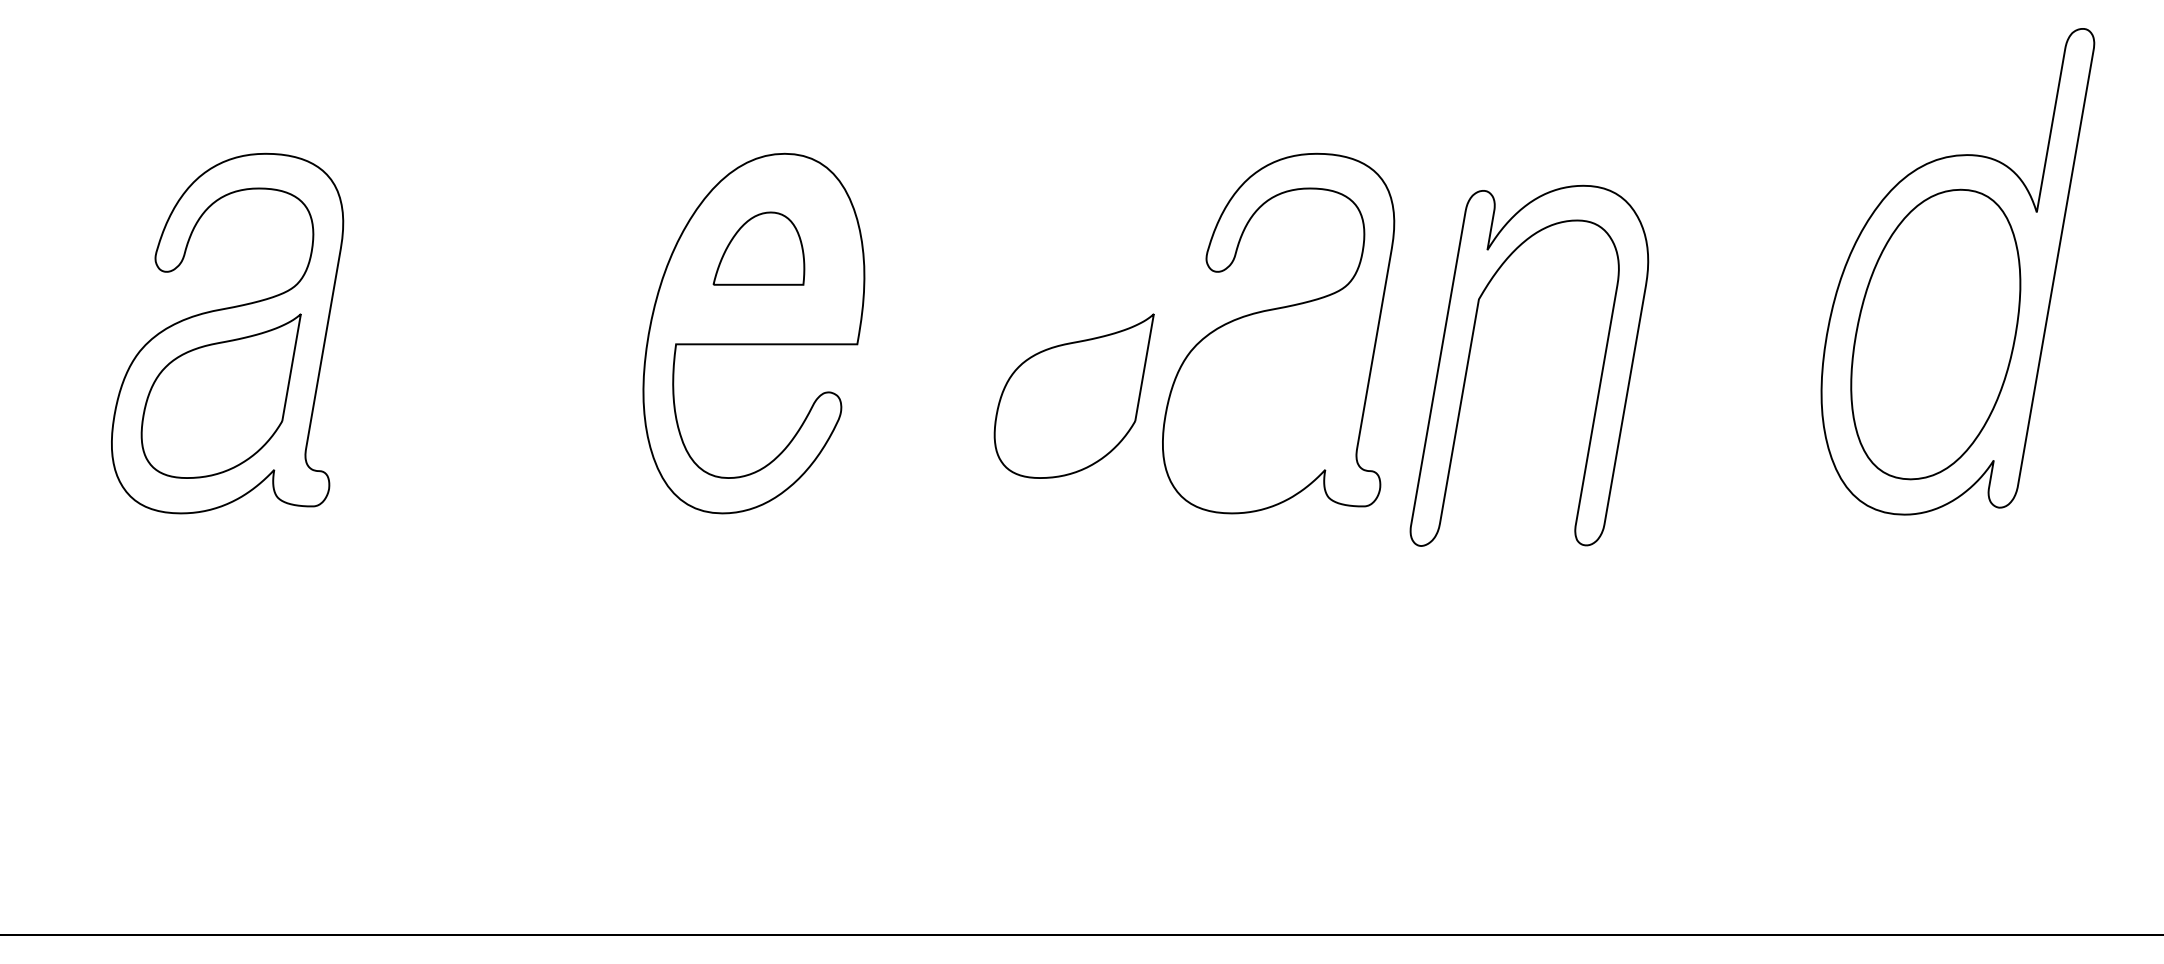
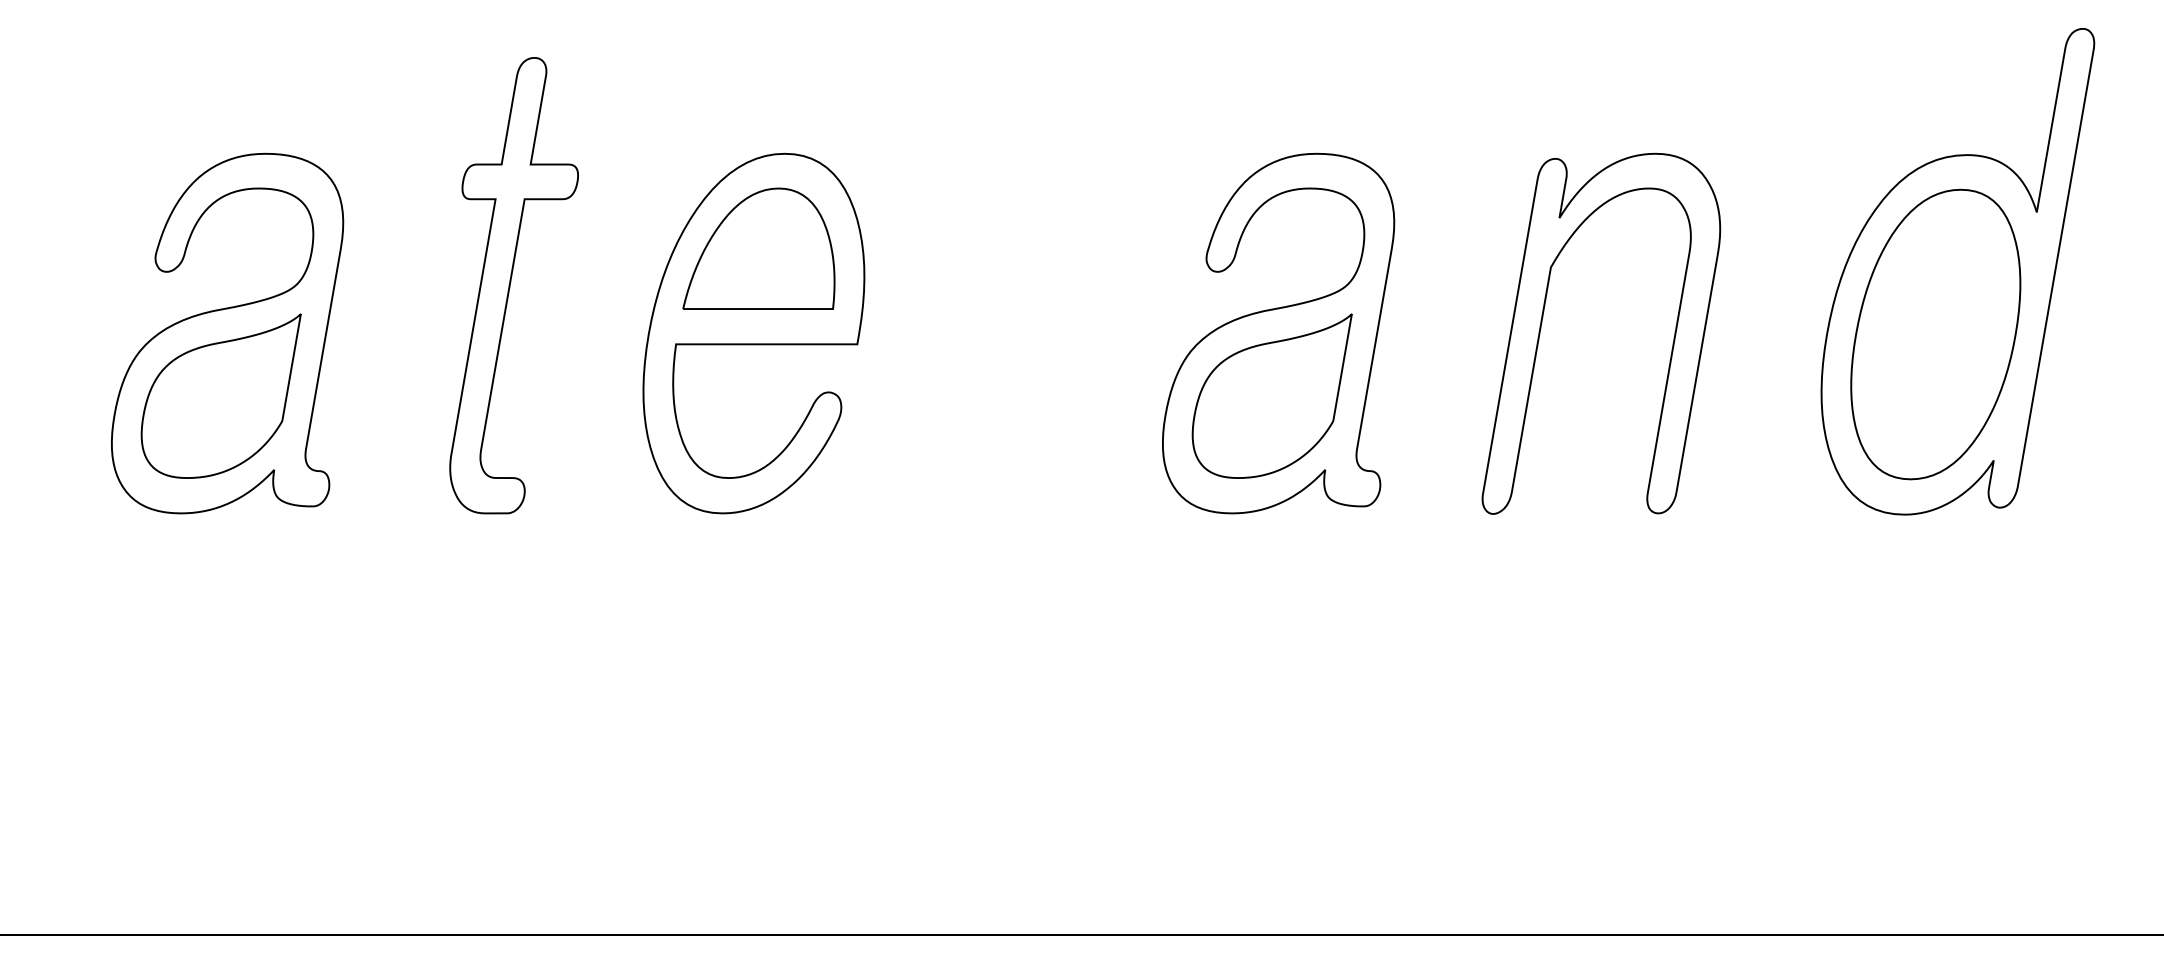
part size: 94x75 px -> 154x123 px (758, 248)
part: none -> present (513, 285)
part position: (1470, 355) -> (1542, 323) (1542, 323)
part position: (1073, 395) -> (1271, 395) (1271, 395)
